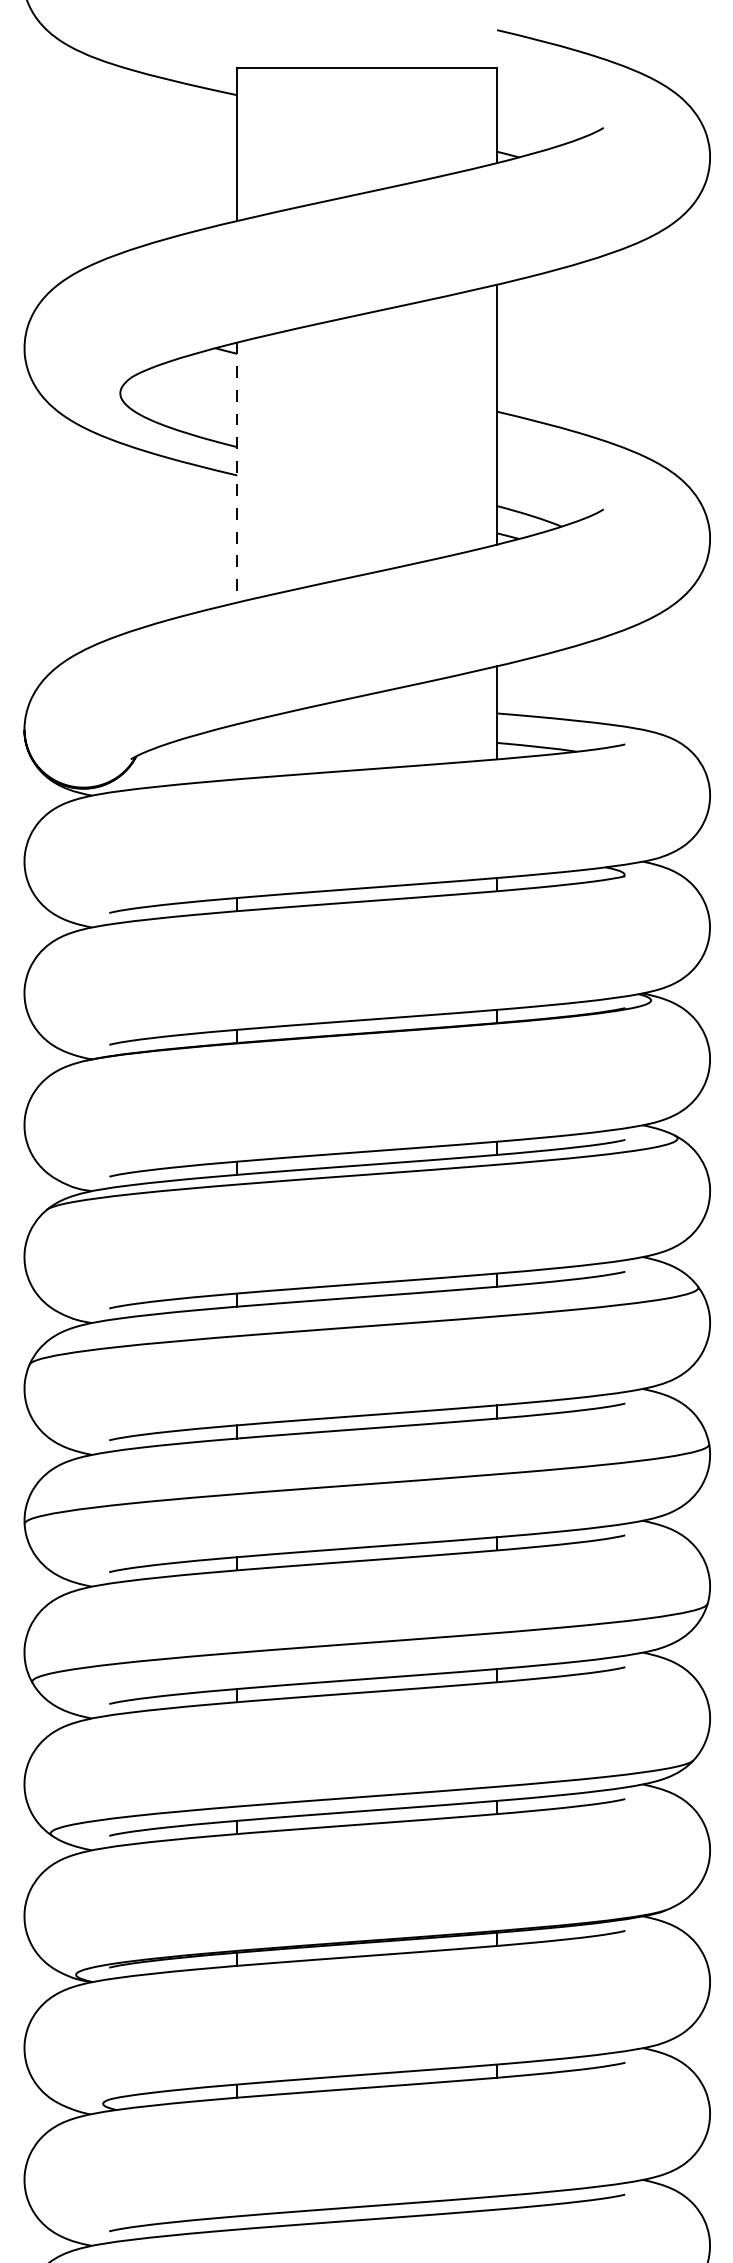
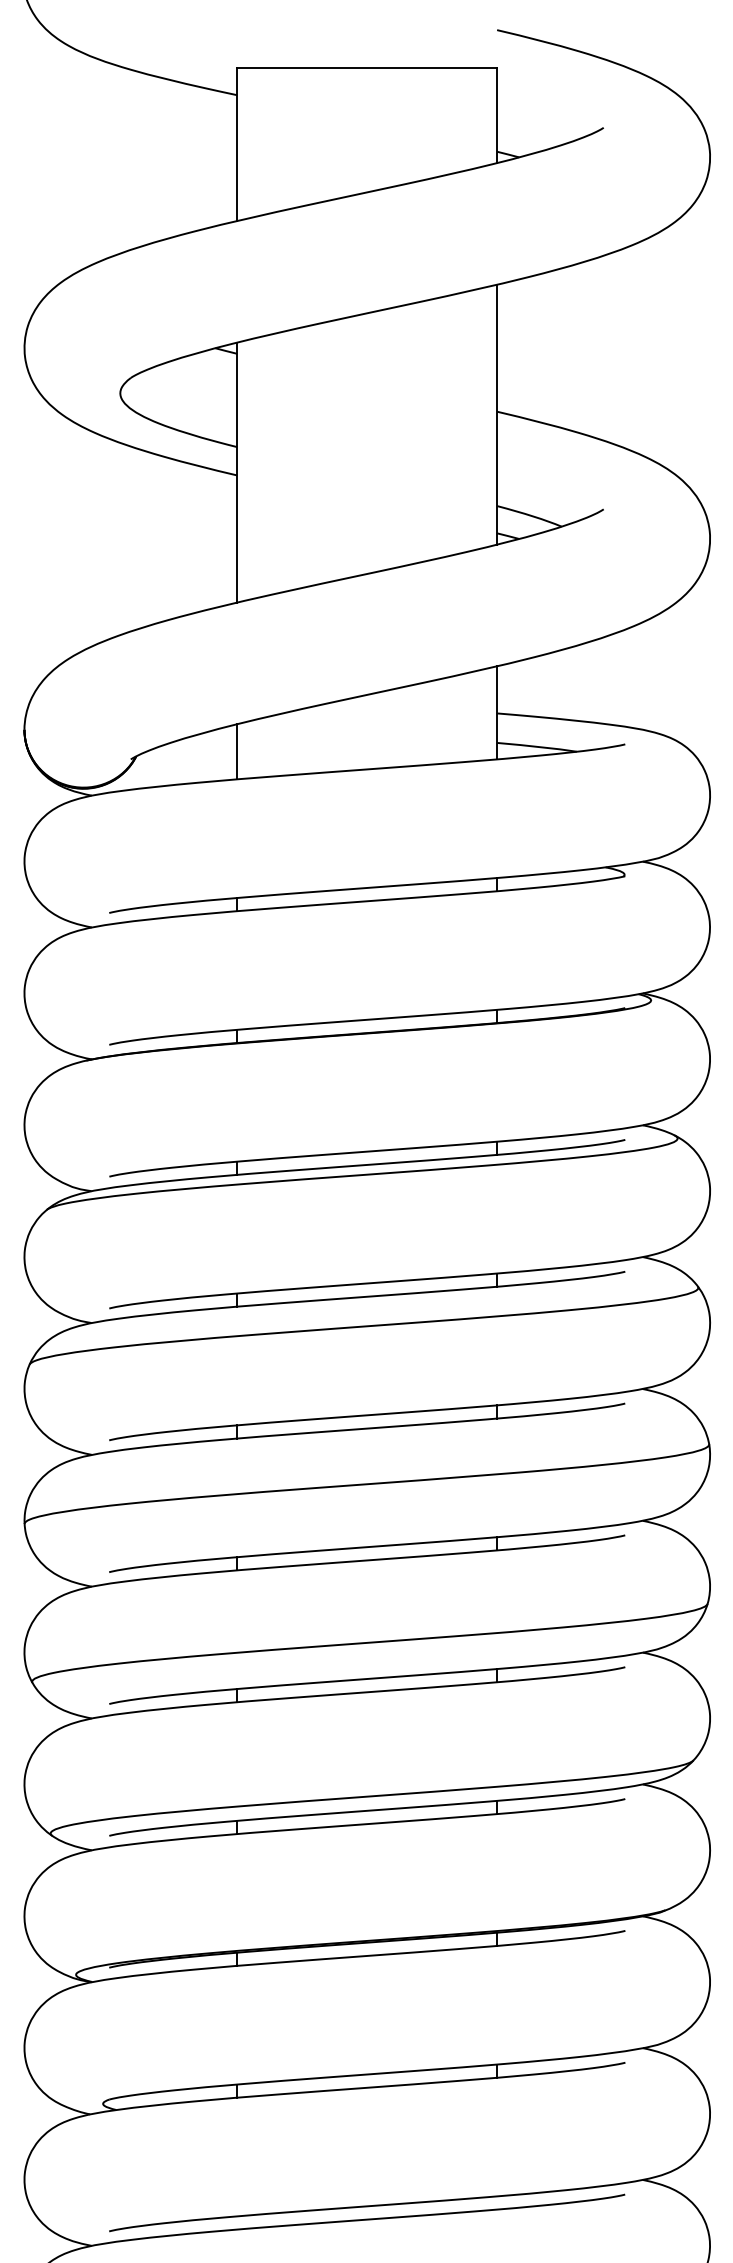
line: dashed -> solid (237, 472)
line: none -> present (237, 751)
